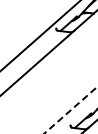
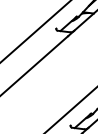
line position: (40, 35) -> (35, 31) (35, 31)
line: dashed -> solid (71, 110)
